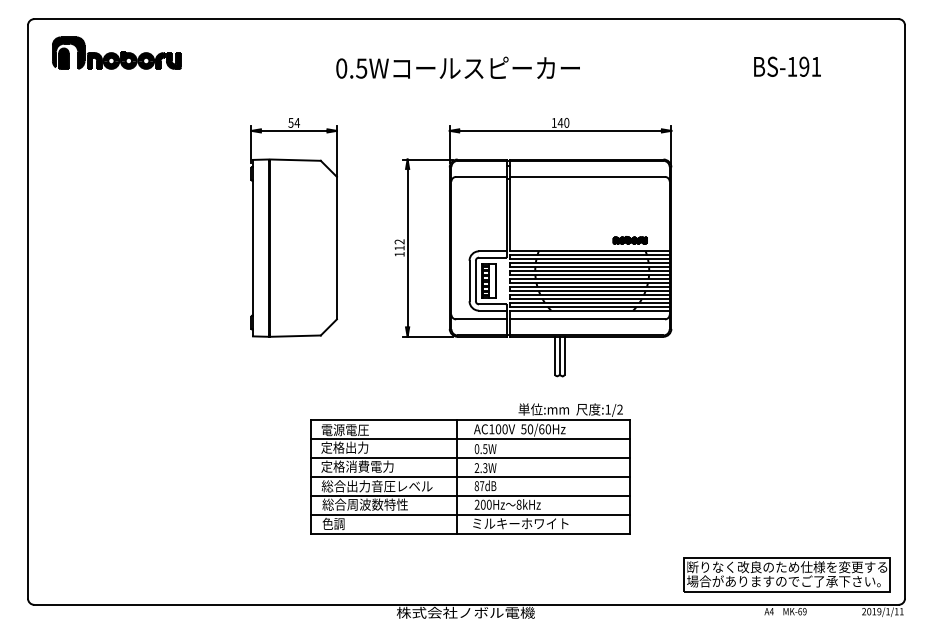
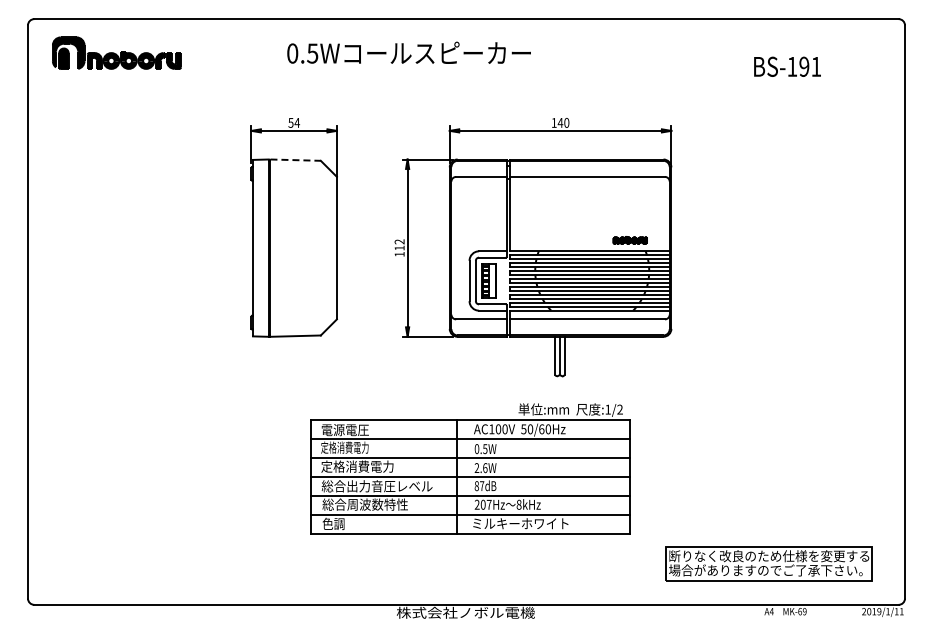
text position: (457, 67) -> (408, 52) (408, 52)
line: solid -> dashed (296, 160)
text: 定格出力 -> 定格消費電力 (344, 447)
text: 2.3W -> 2.6W (485, 468)
text: 200Hz -> 207Hz (488, 504)
part position: (786, 574) -> (768, 563) (768, 563)
